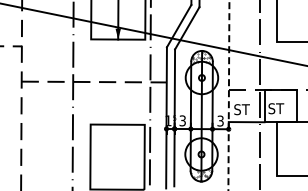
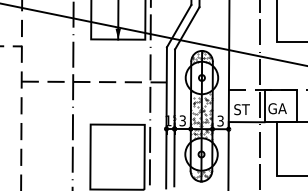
line: dashed -> solid (228, 95)
text: ST -> GA (277, 108)
hatch: none -> present (201, 116)
